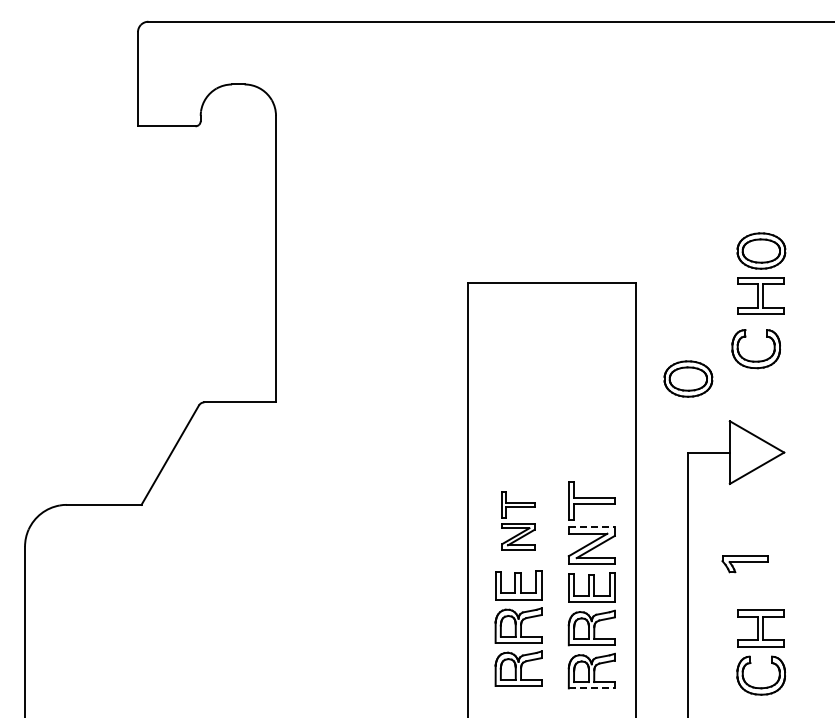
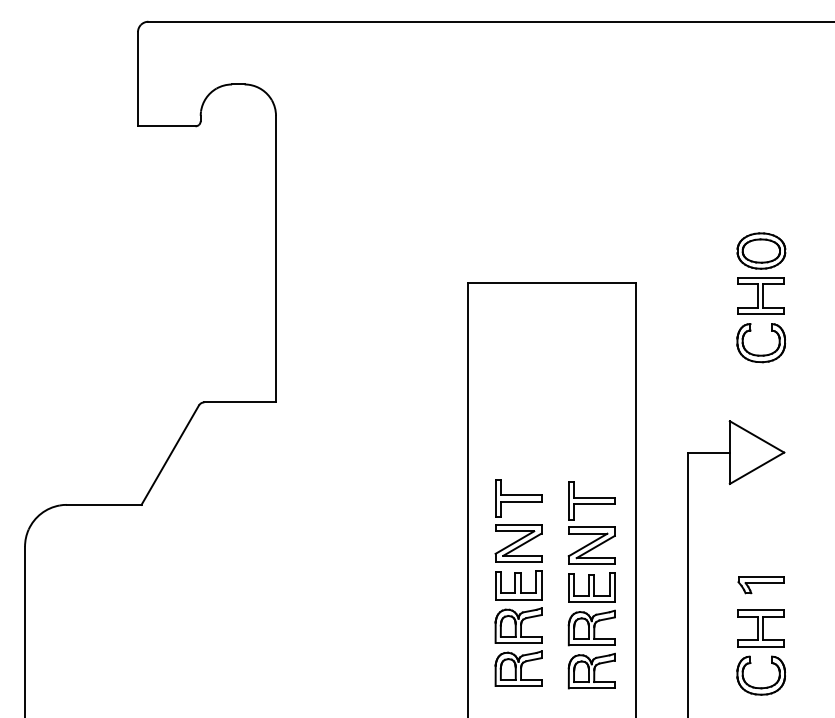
part position: (755, 360) -> (760, 354) (760, 354)
part: present -> none (688, 378)
part size: 35x60 px -> 49x84 px (518, 520)
line: dashed -> solid (592, 527)
part position: (744, 564) -> (760, 585) (760, 585)
line: dashed -> solid (592, 688)
